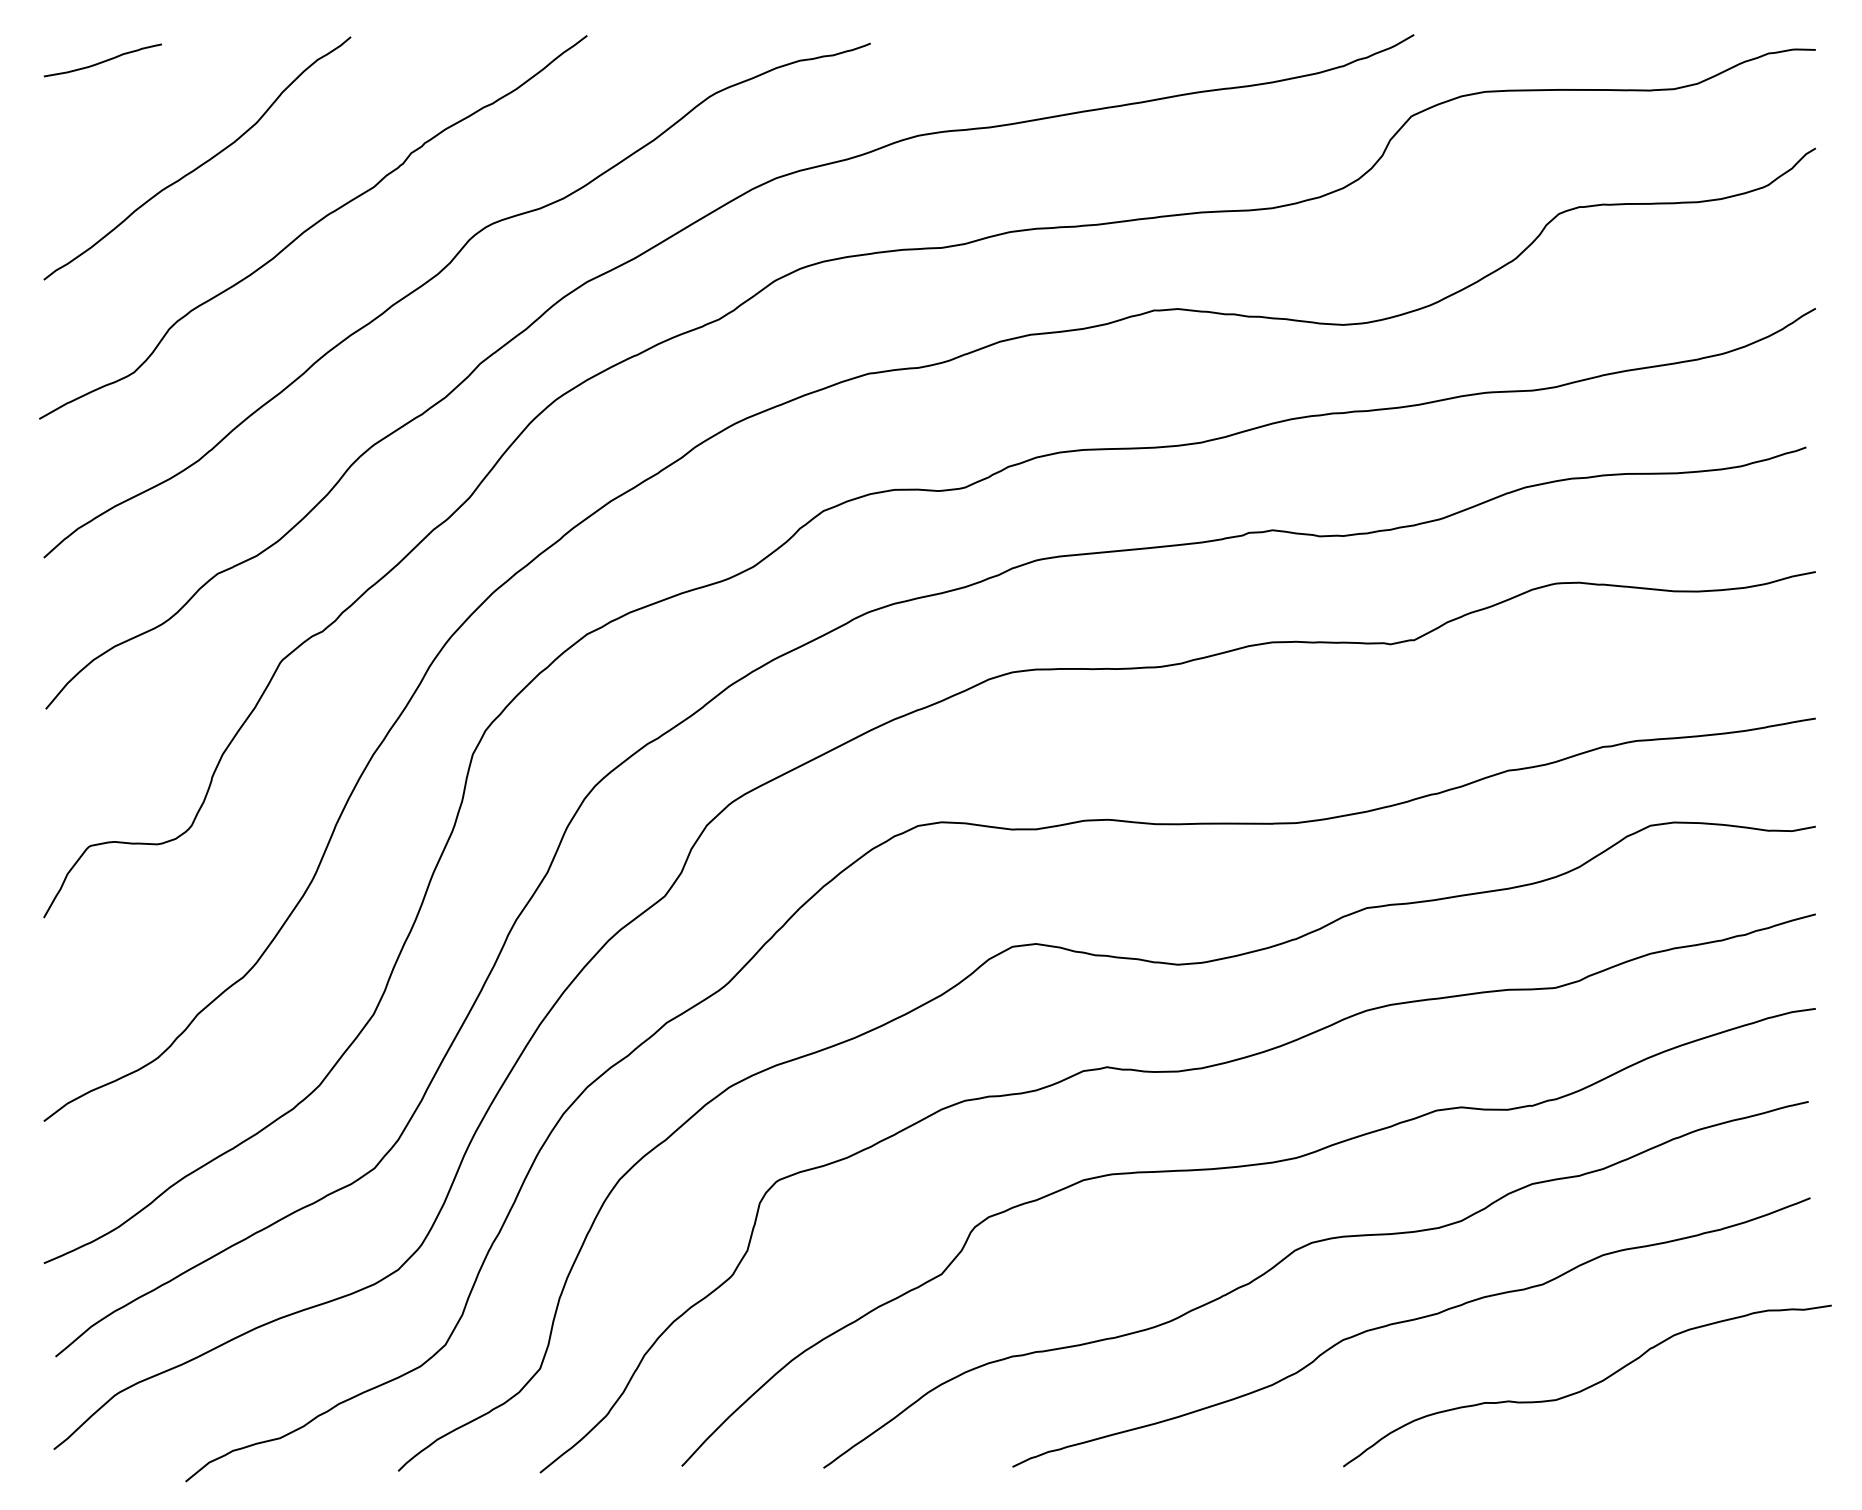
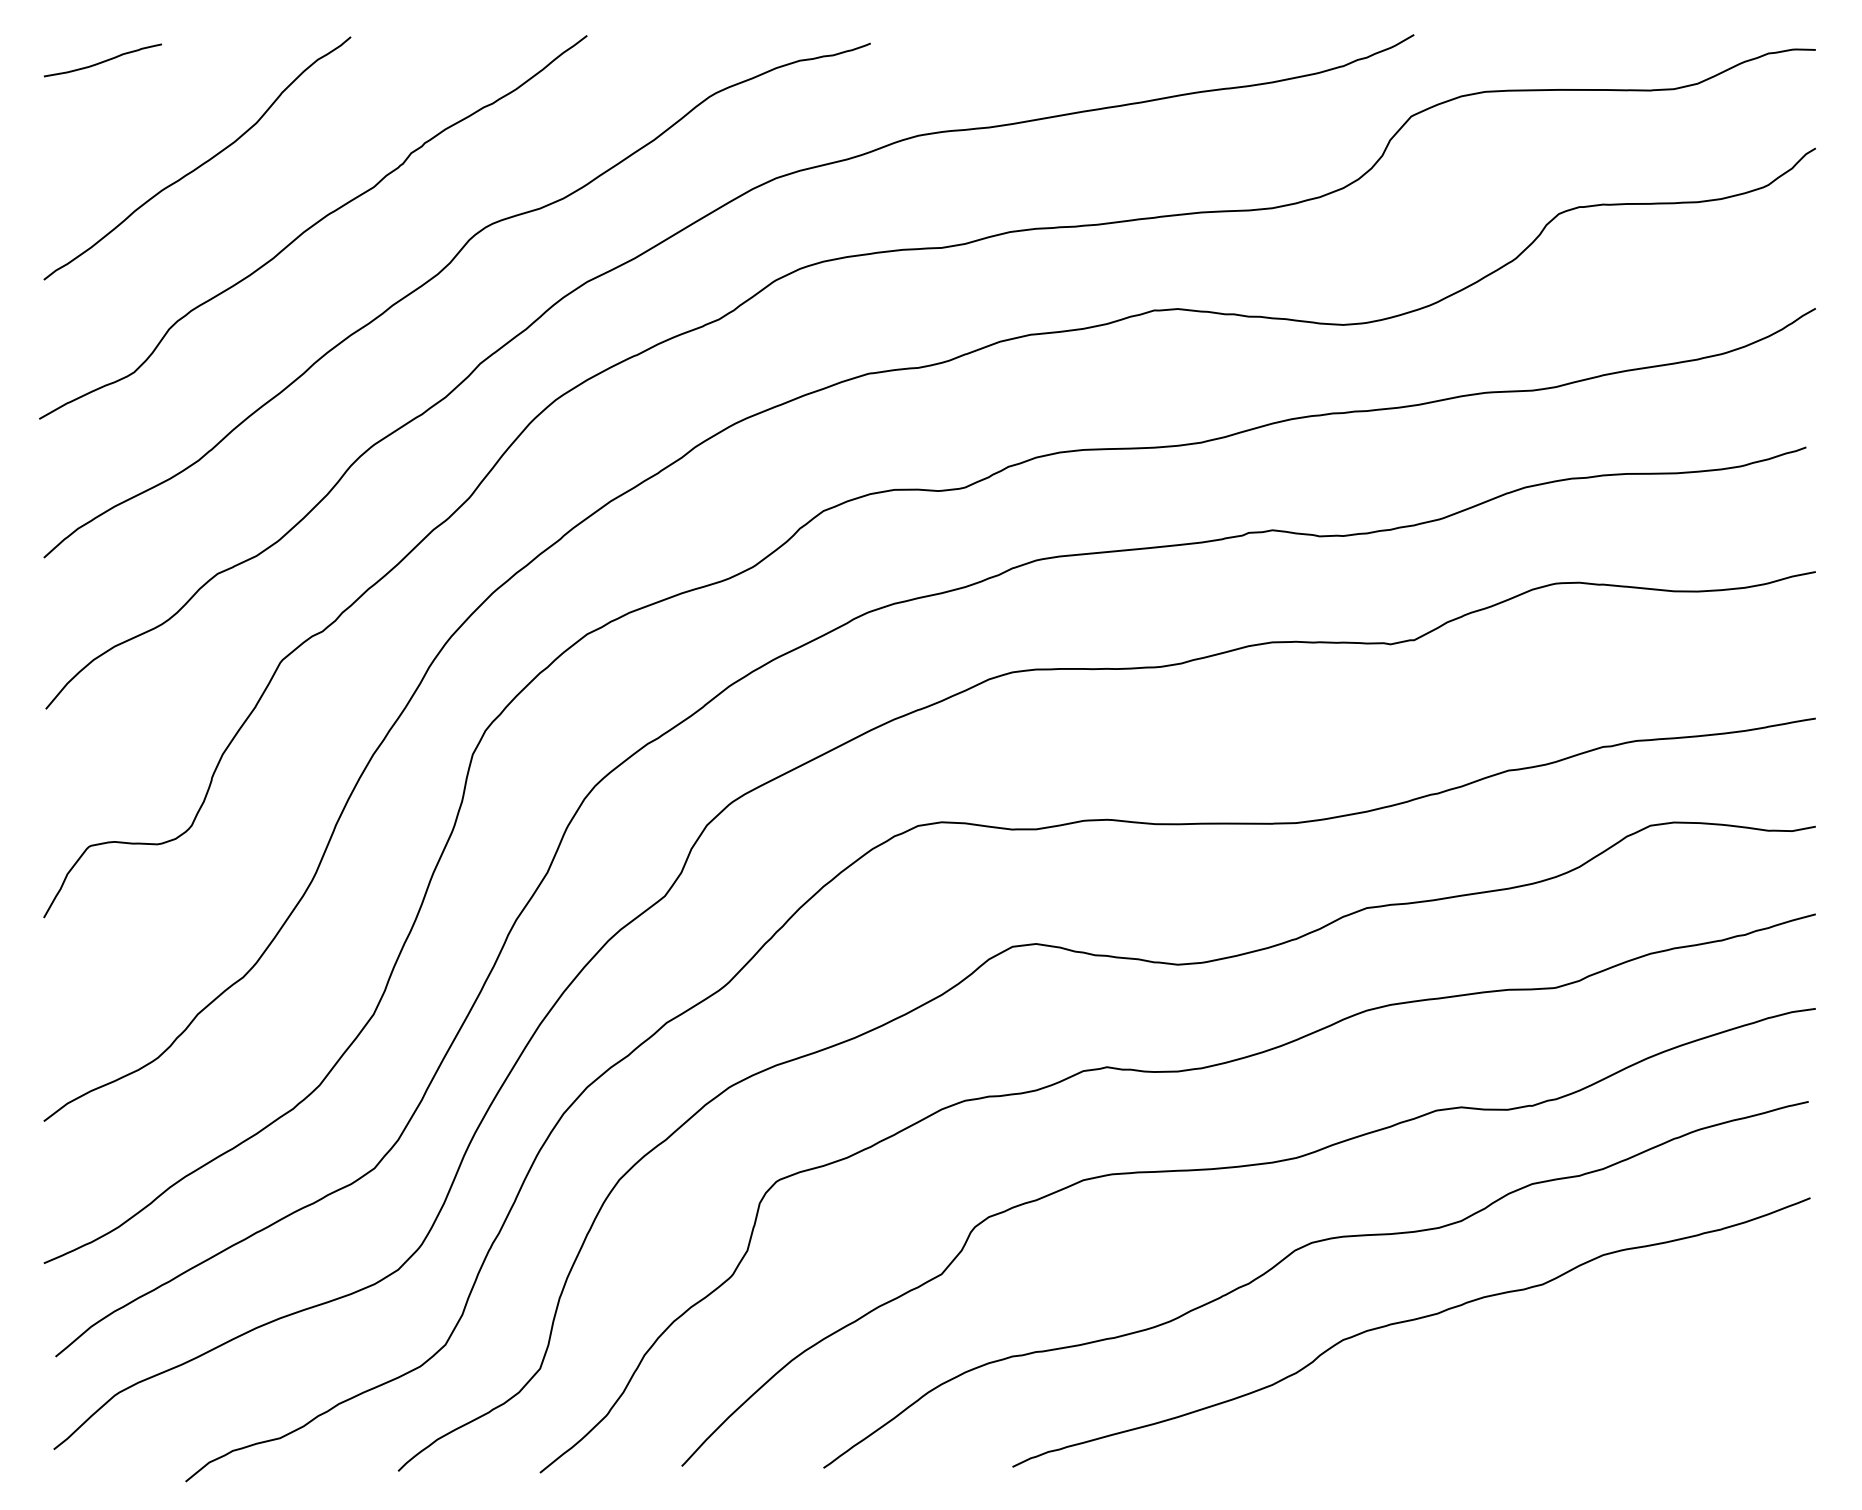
curve: present -> none (1588, 1386)
